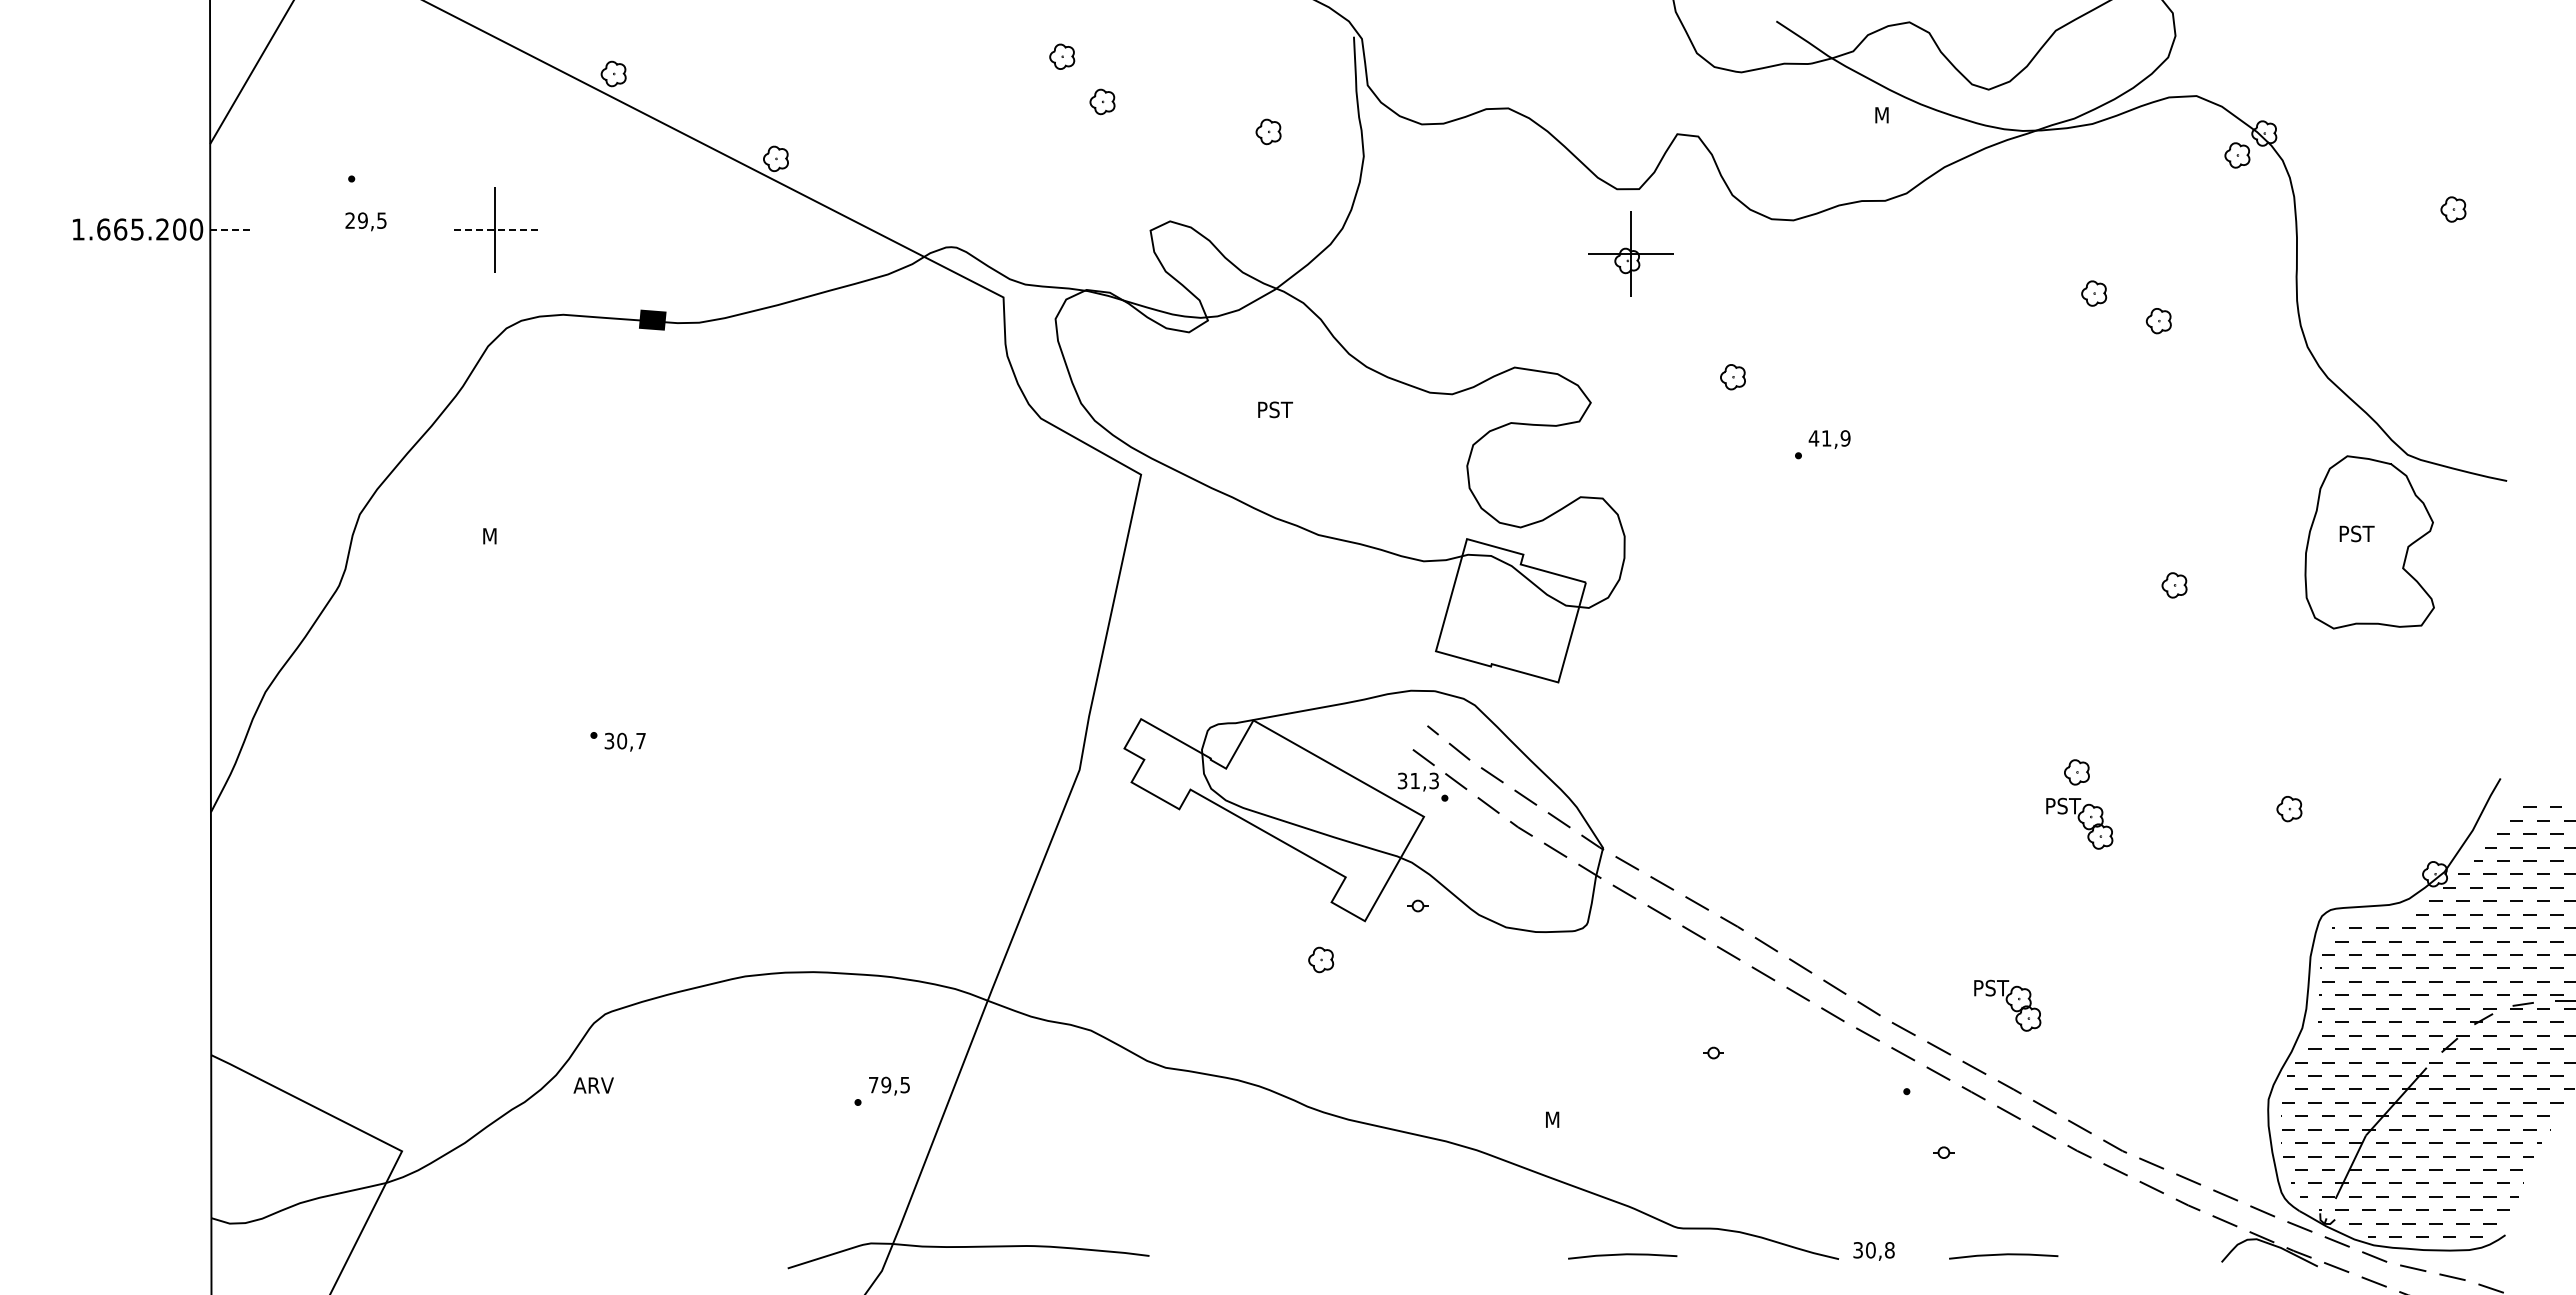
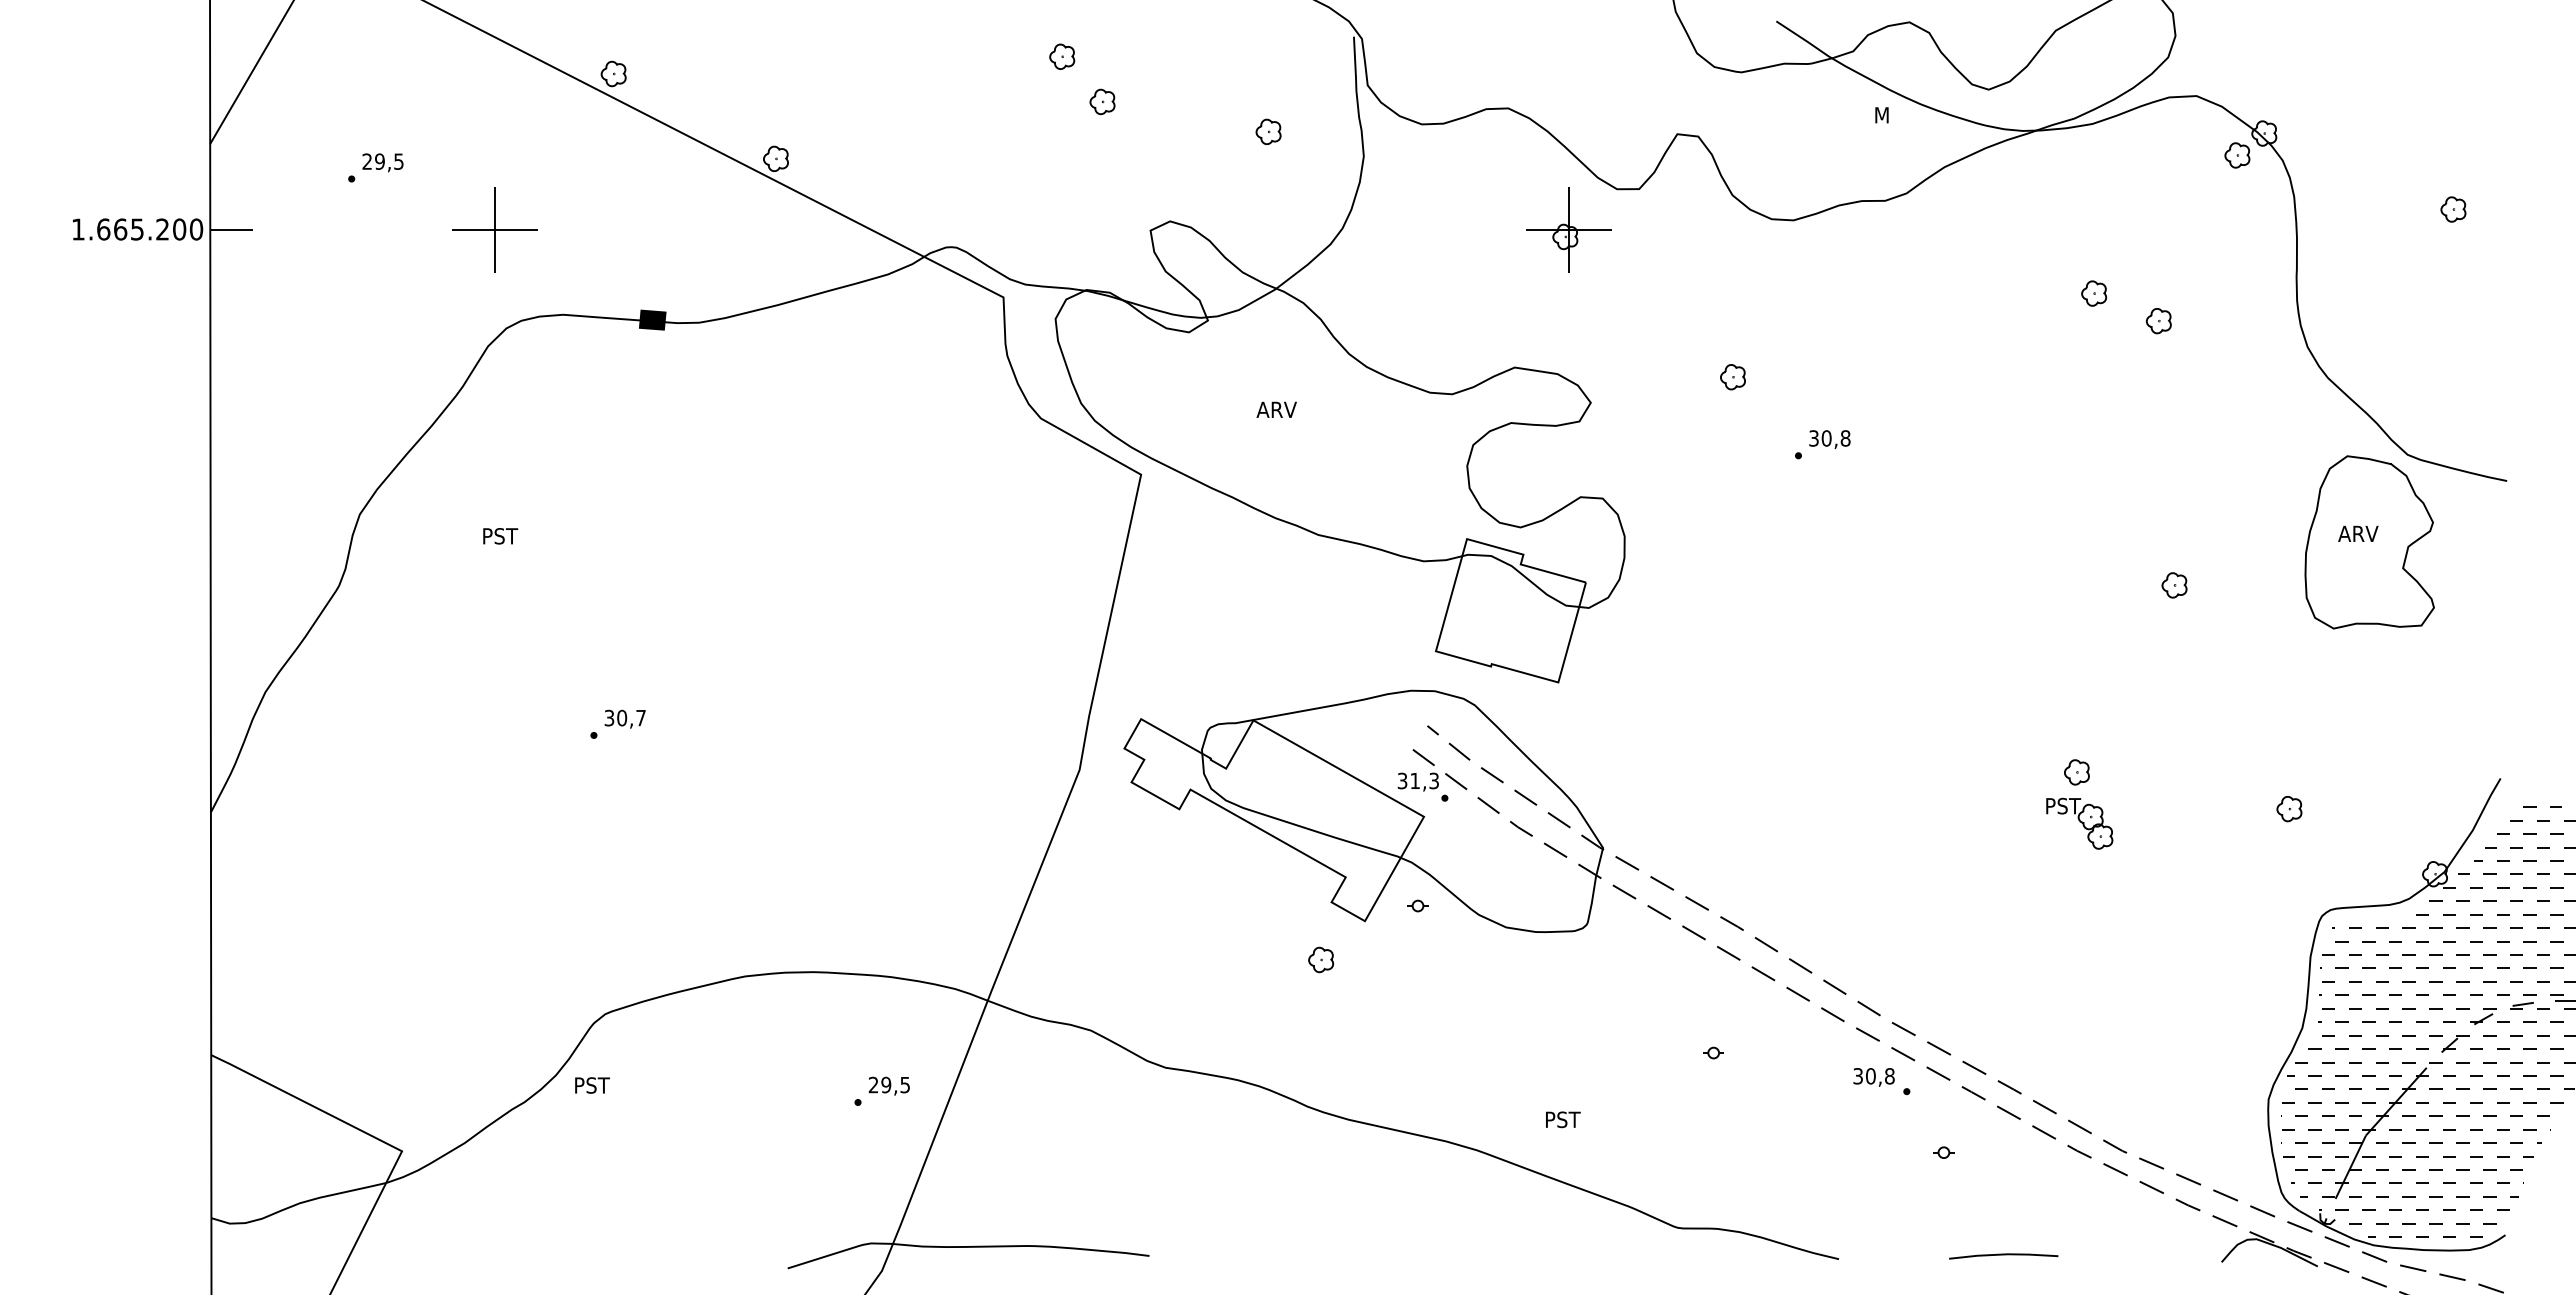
text position: (365, 221) -> (382, 162) (382, 162)
line: dashed -> solid (232, 229)
line: dashed -> solid (494, 229)
part position: (1630, 253) -> (1568, 229) (1568, 229)
text: PST -> ARV (1276, 409)
text: 41,9 -> 30,8 (1829, 438)
text: PST -> ARV (2358, 533)
text: M -> PST (501, 536)
text position: (624, 741) -> (624, 718) (624, 718)
part: present -> none (2007, 1005)
text: 79,5 -> 29,5 (873, 1084)
text: ARV -> PST (593, 1085)
text: M -> PST (1563, 1119)
text position: (1873, 1251) -> (1873, 1077) (1873, 1077)
line: present -> none (1622, 1255)
